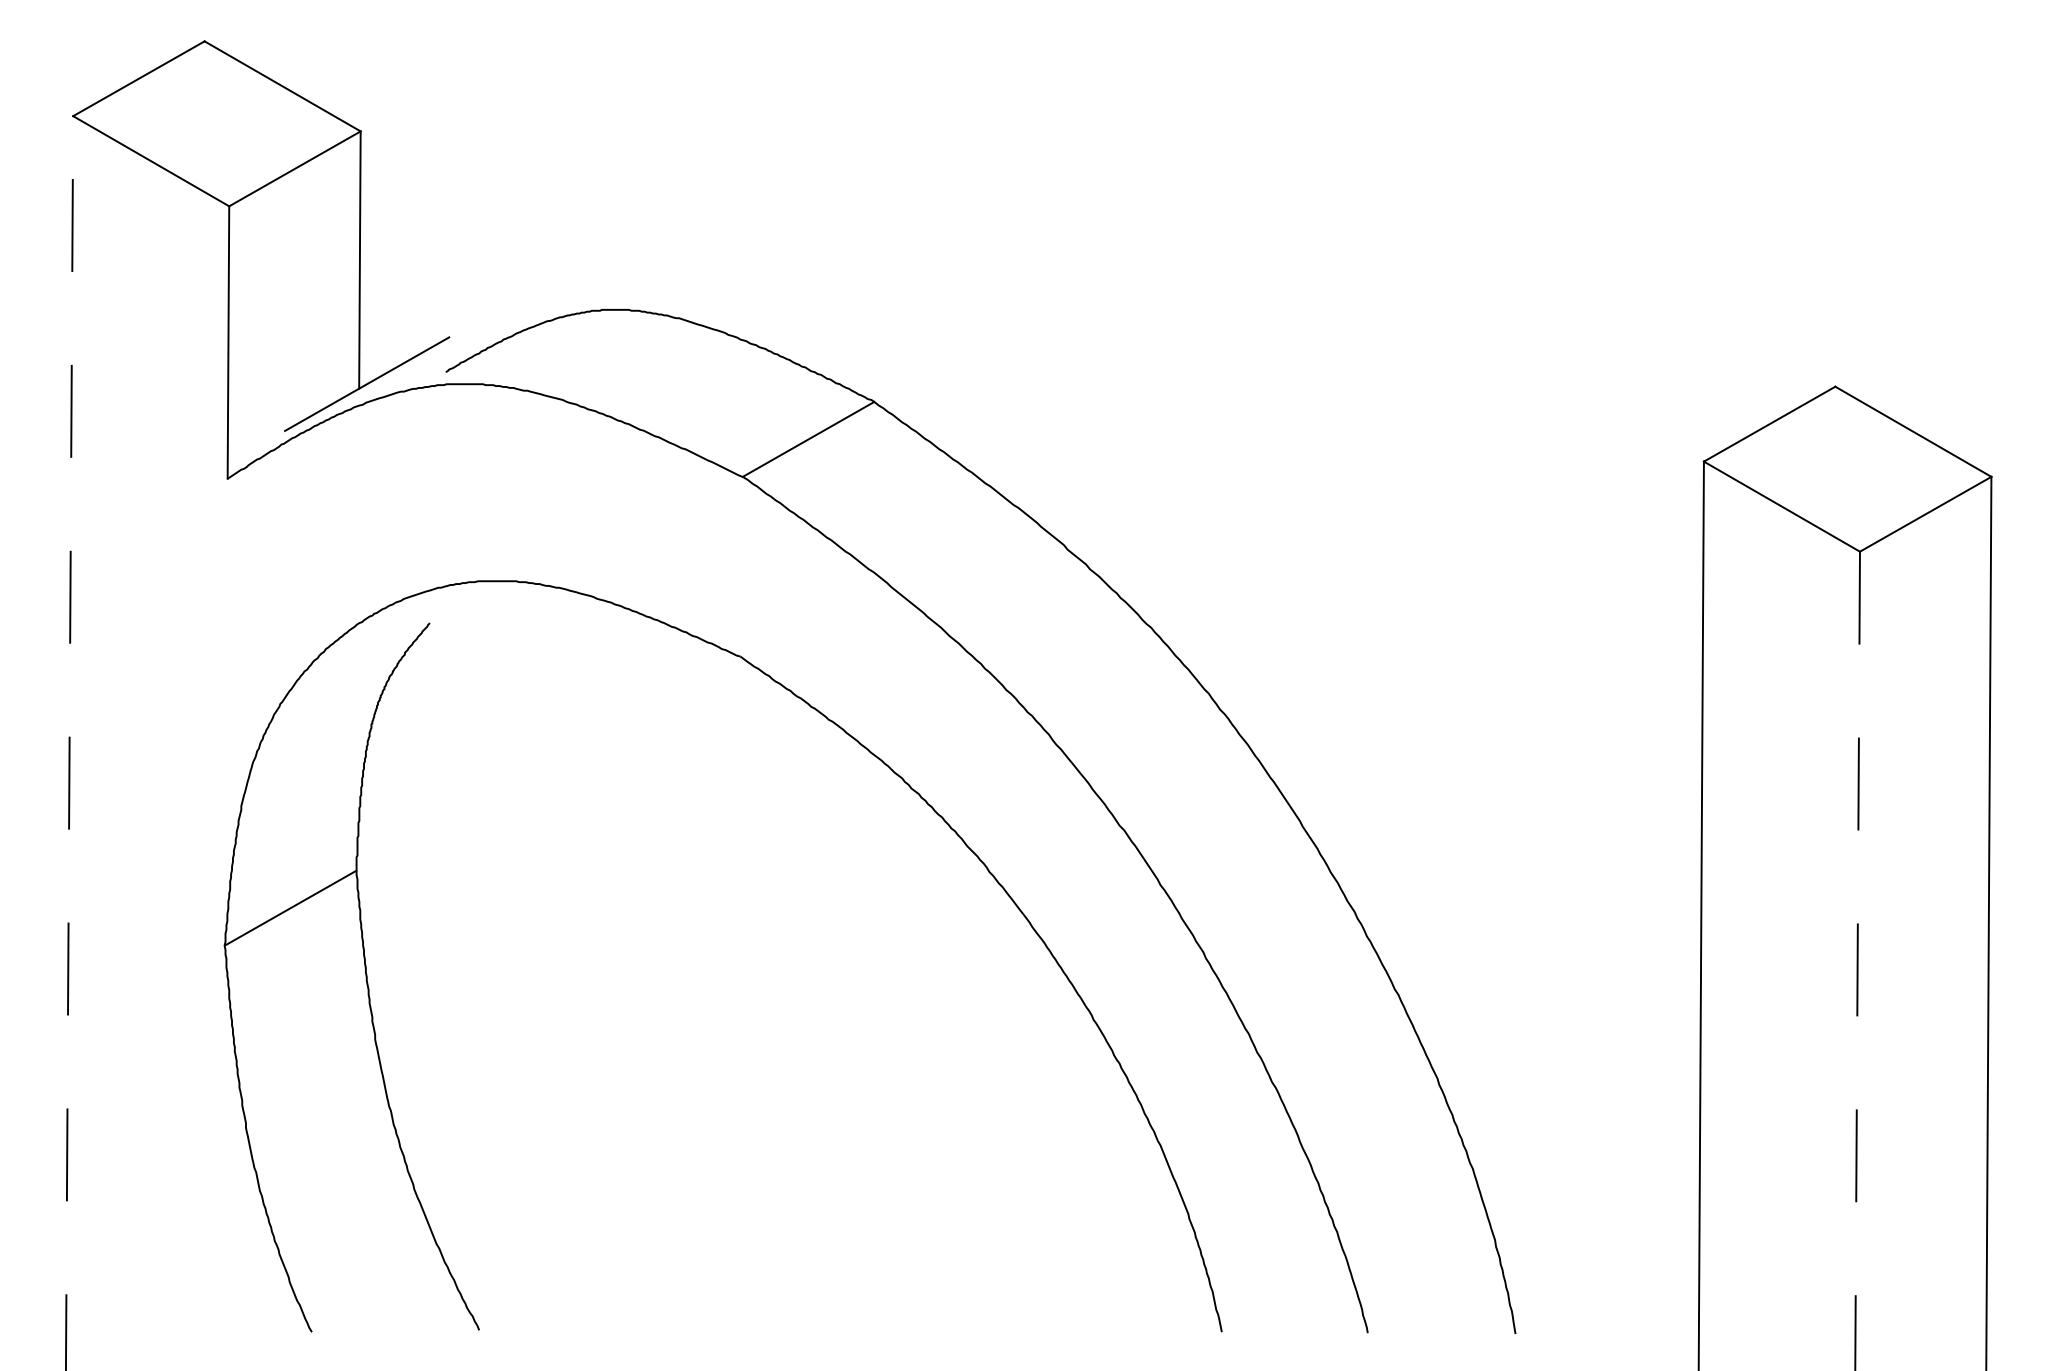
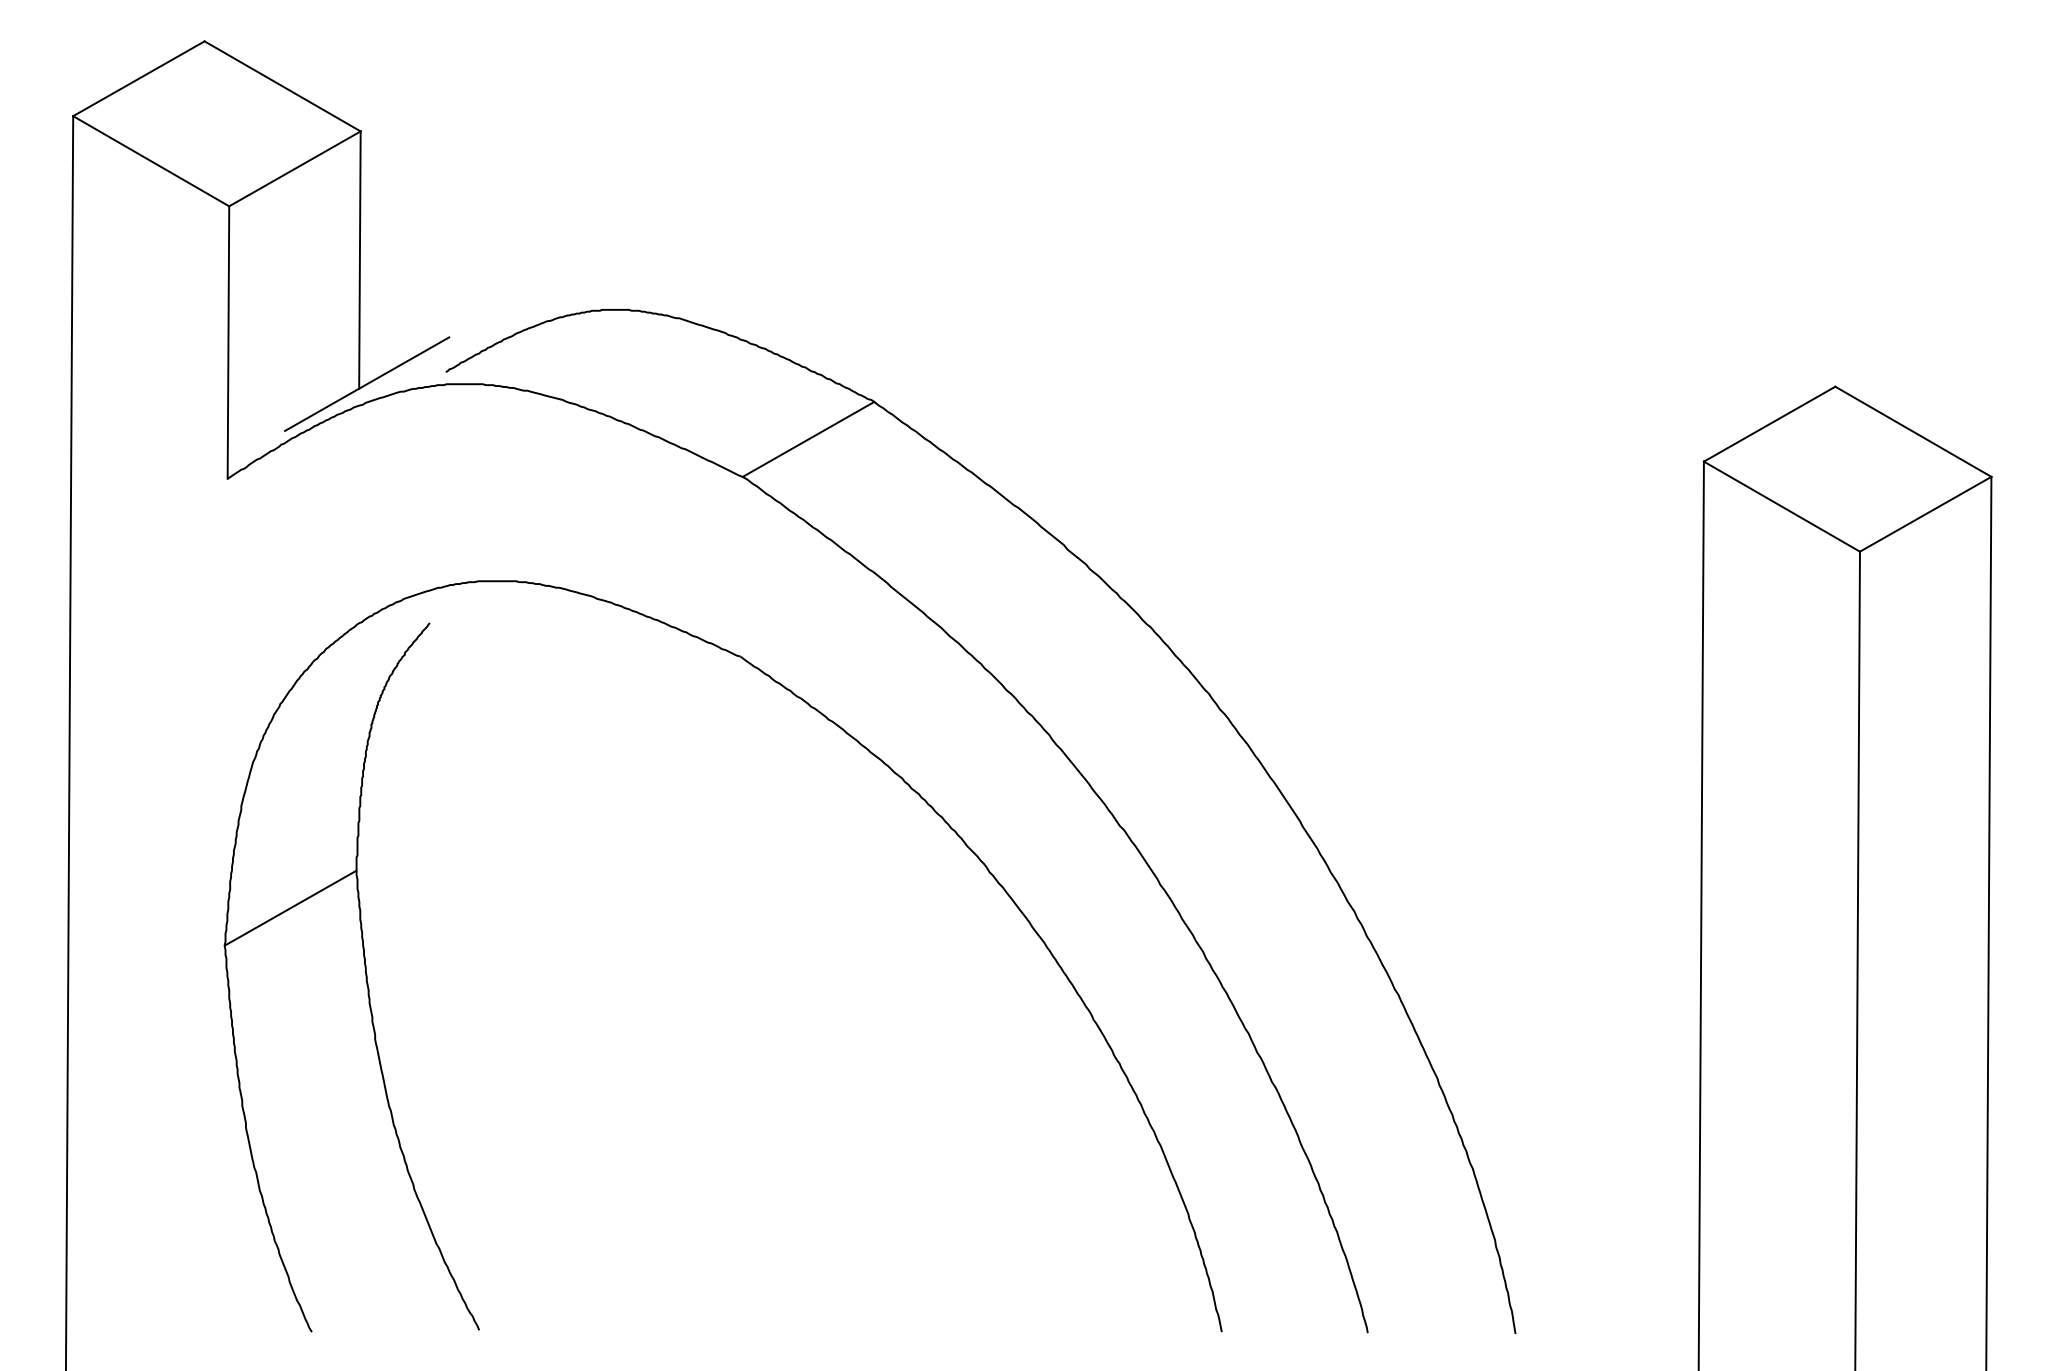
line: dashed -> solid (69, 743)
line: dashed -> solid (1857, 961)
